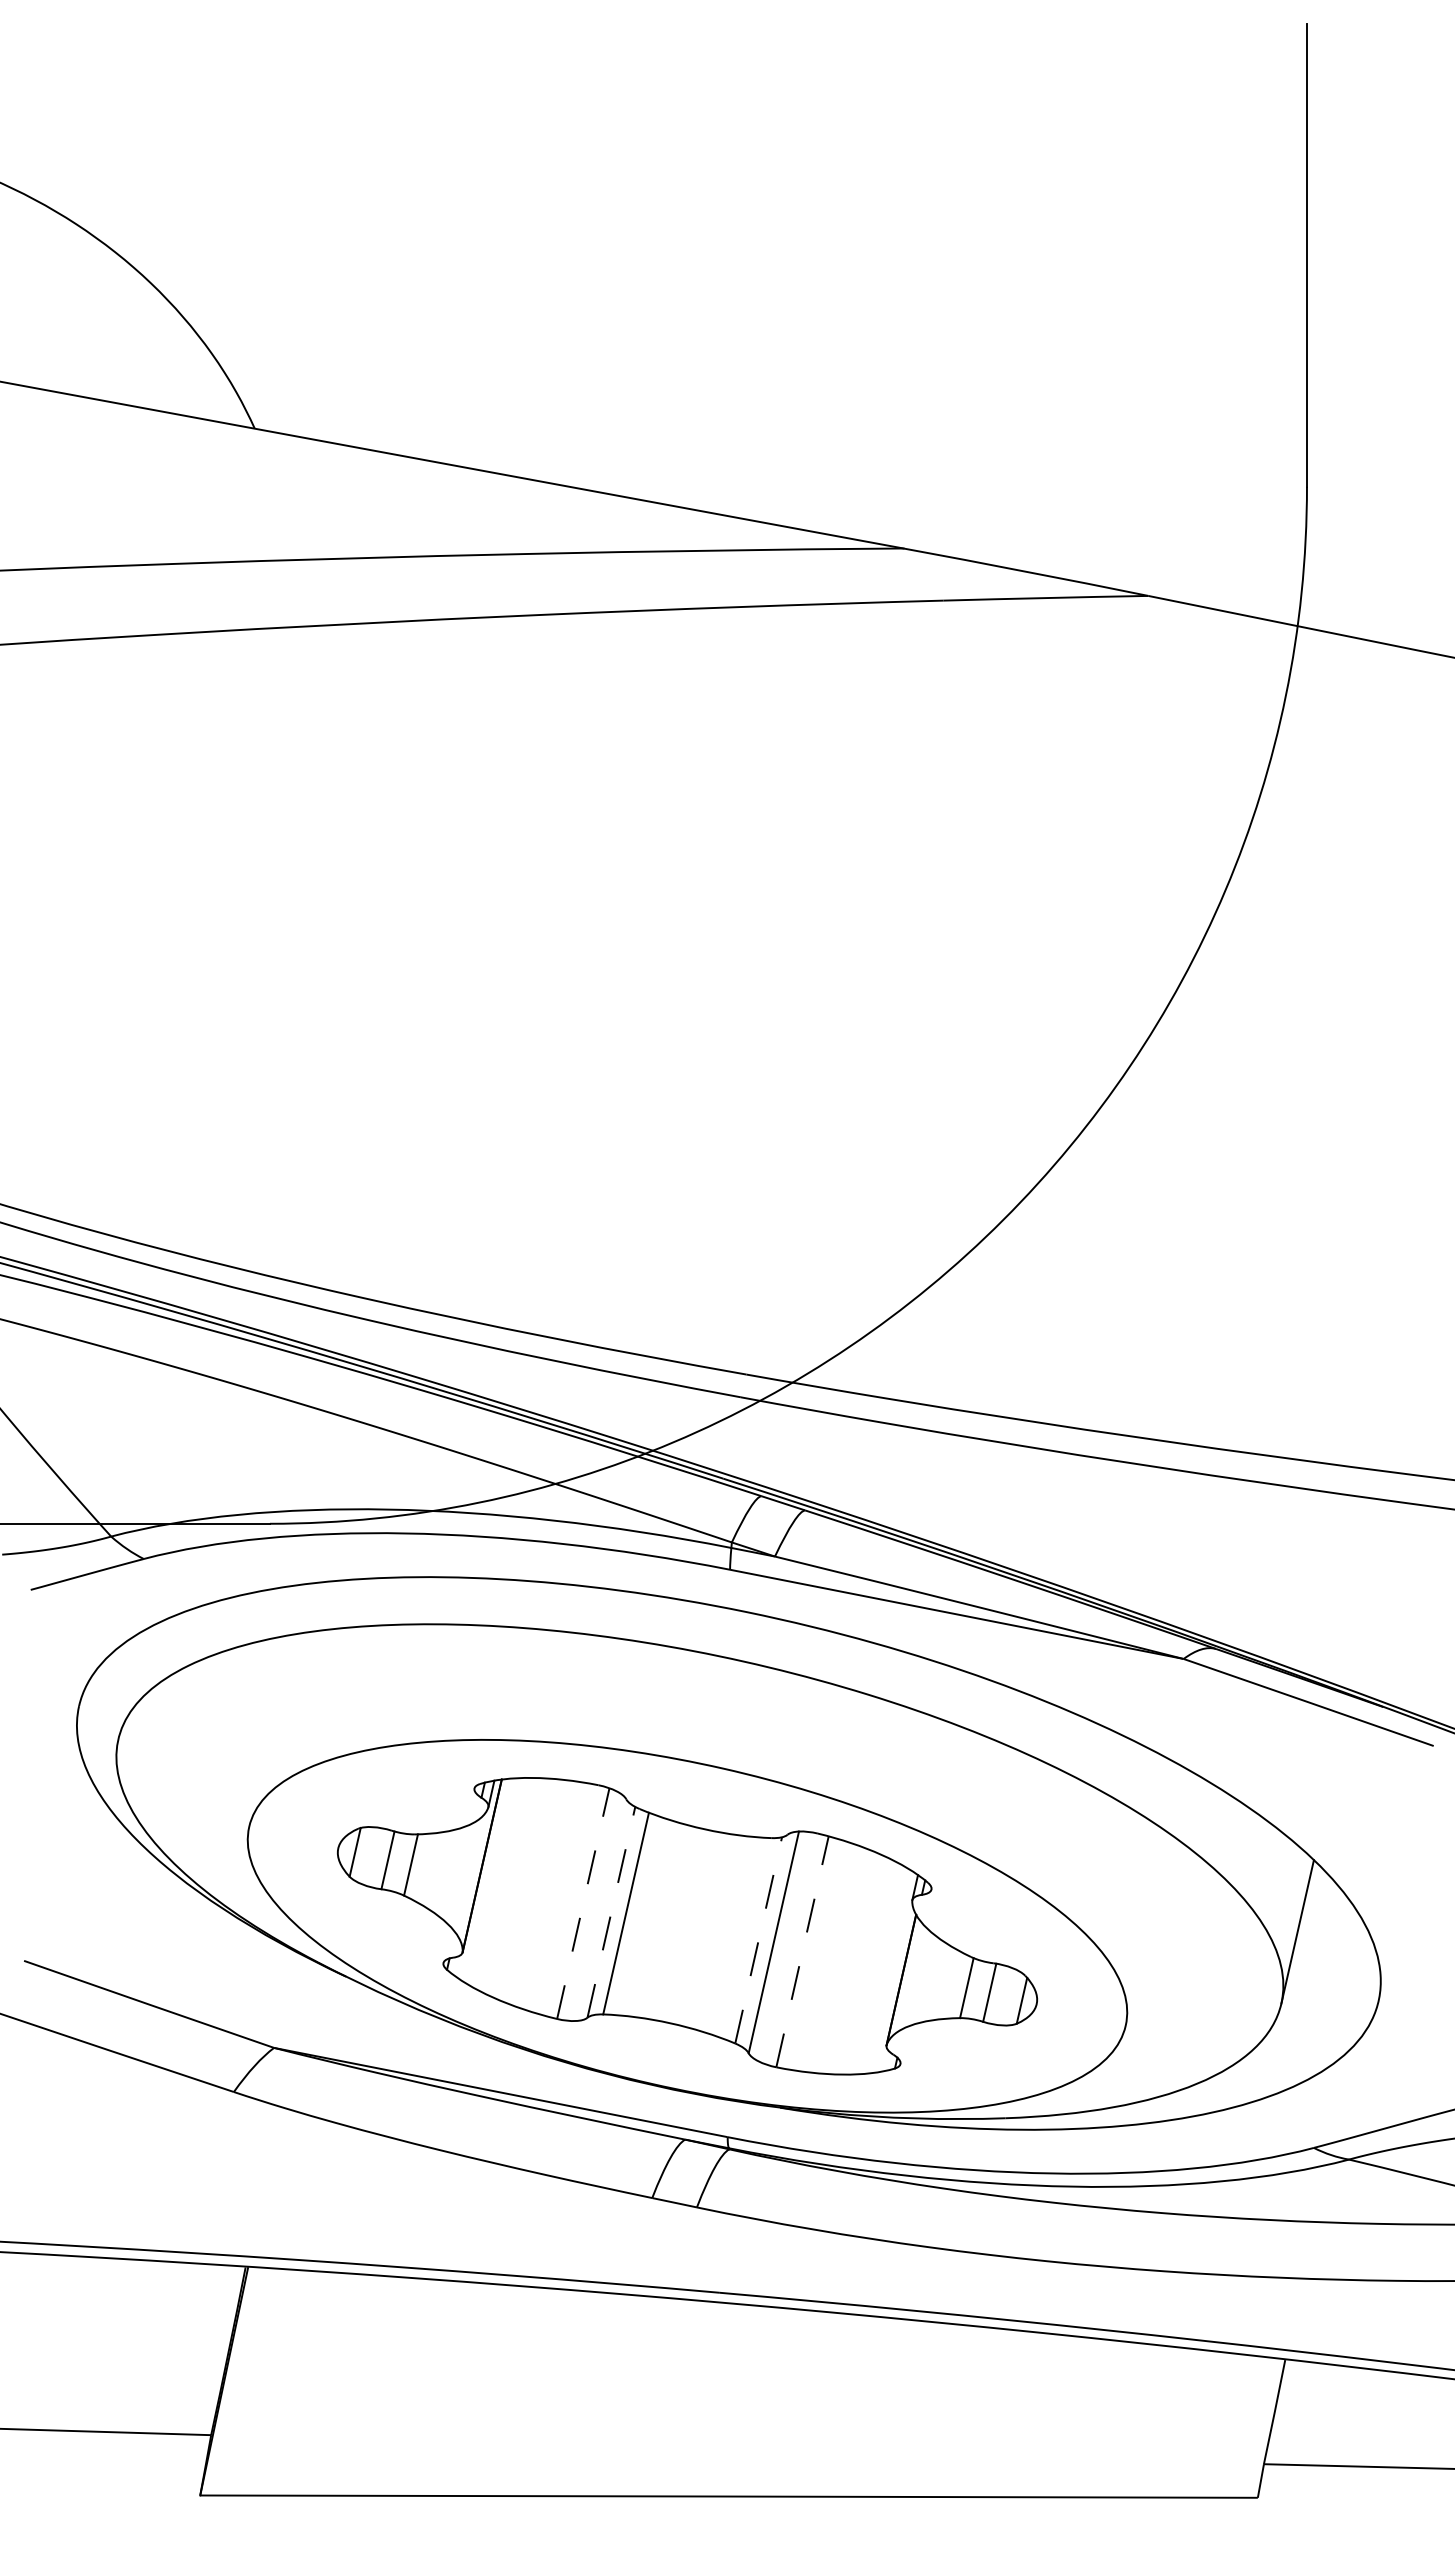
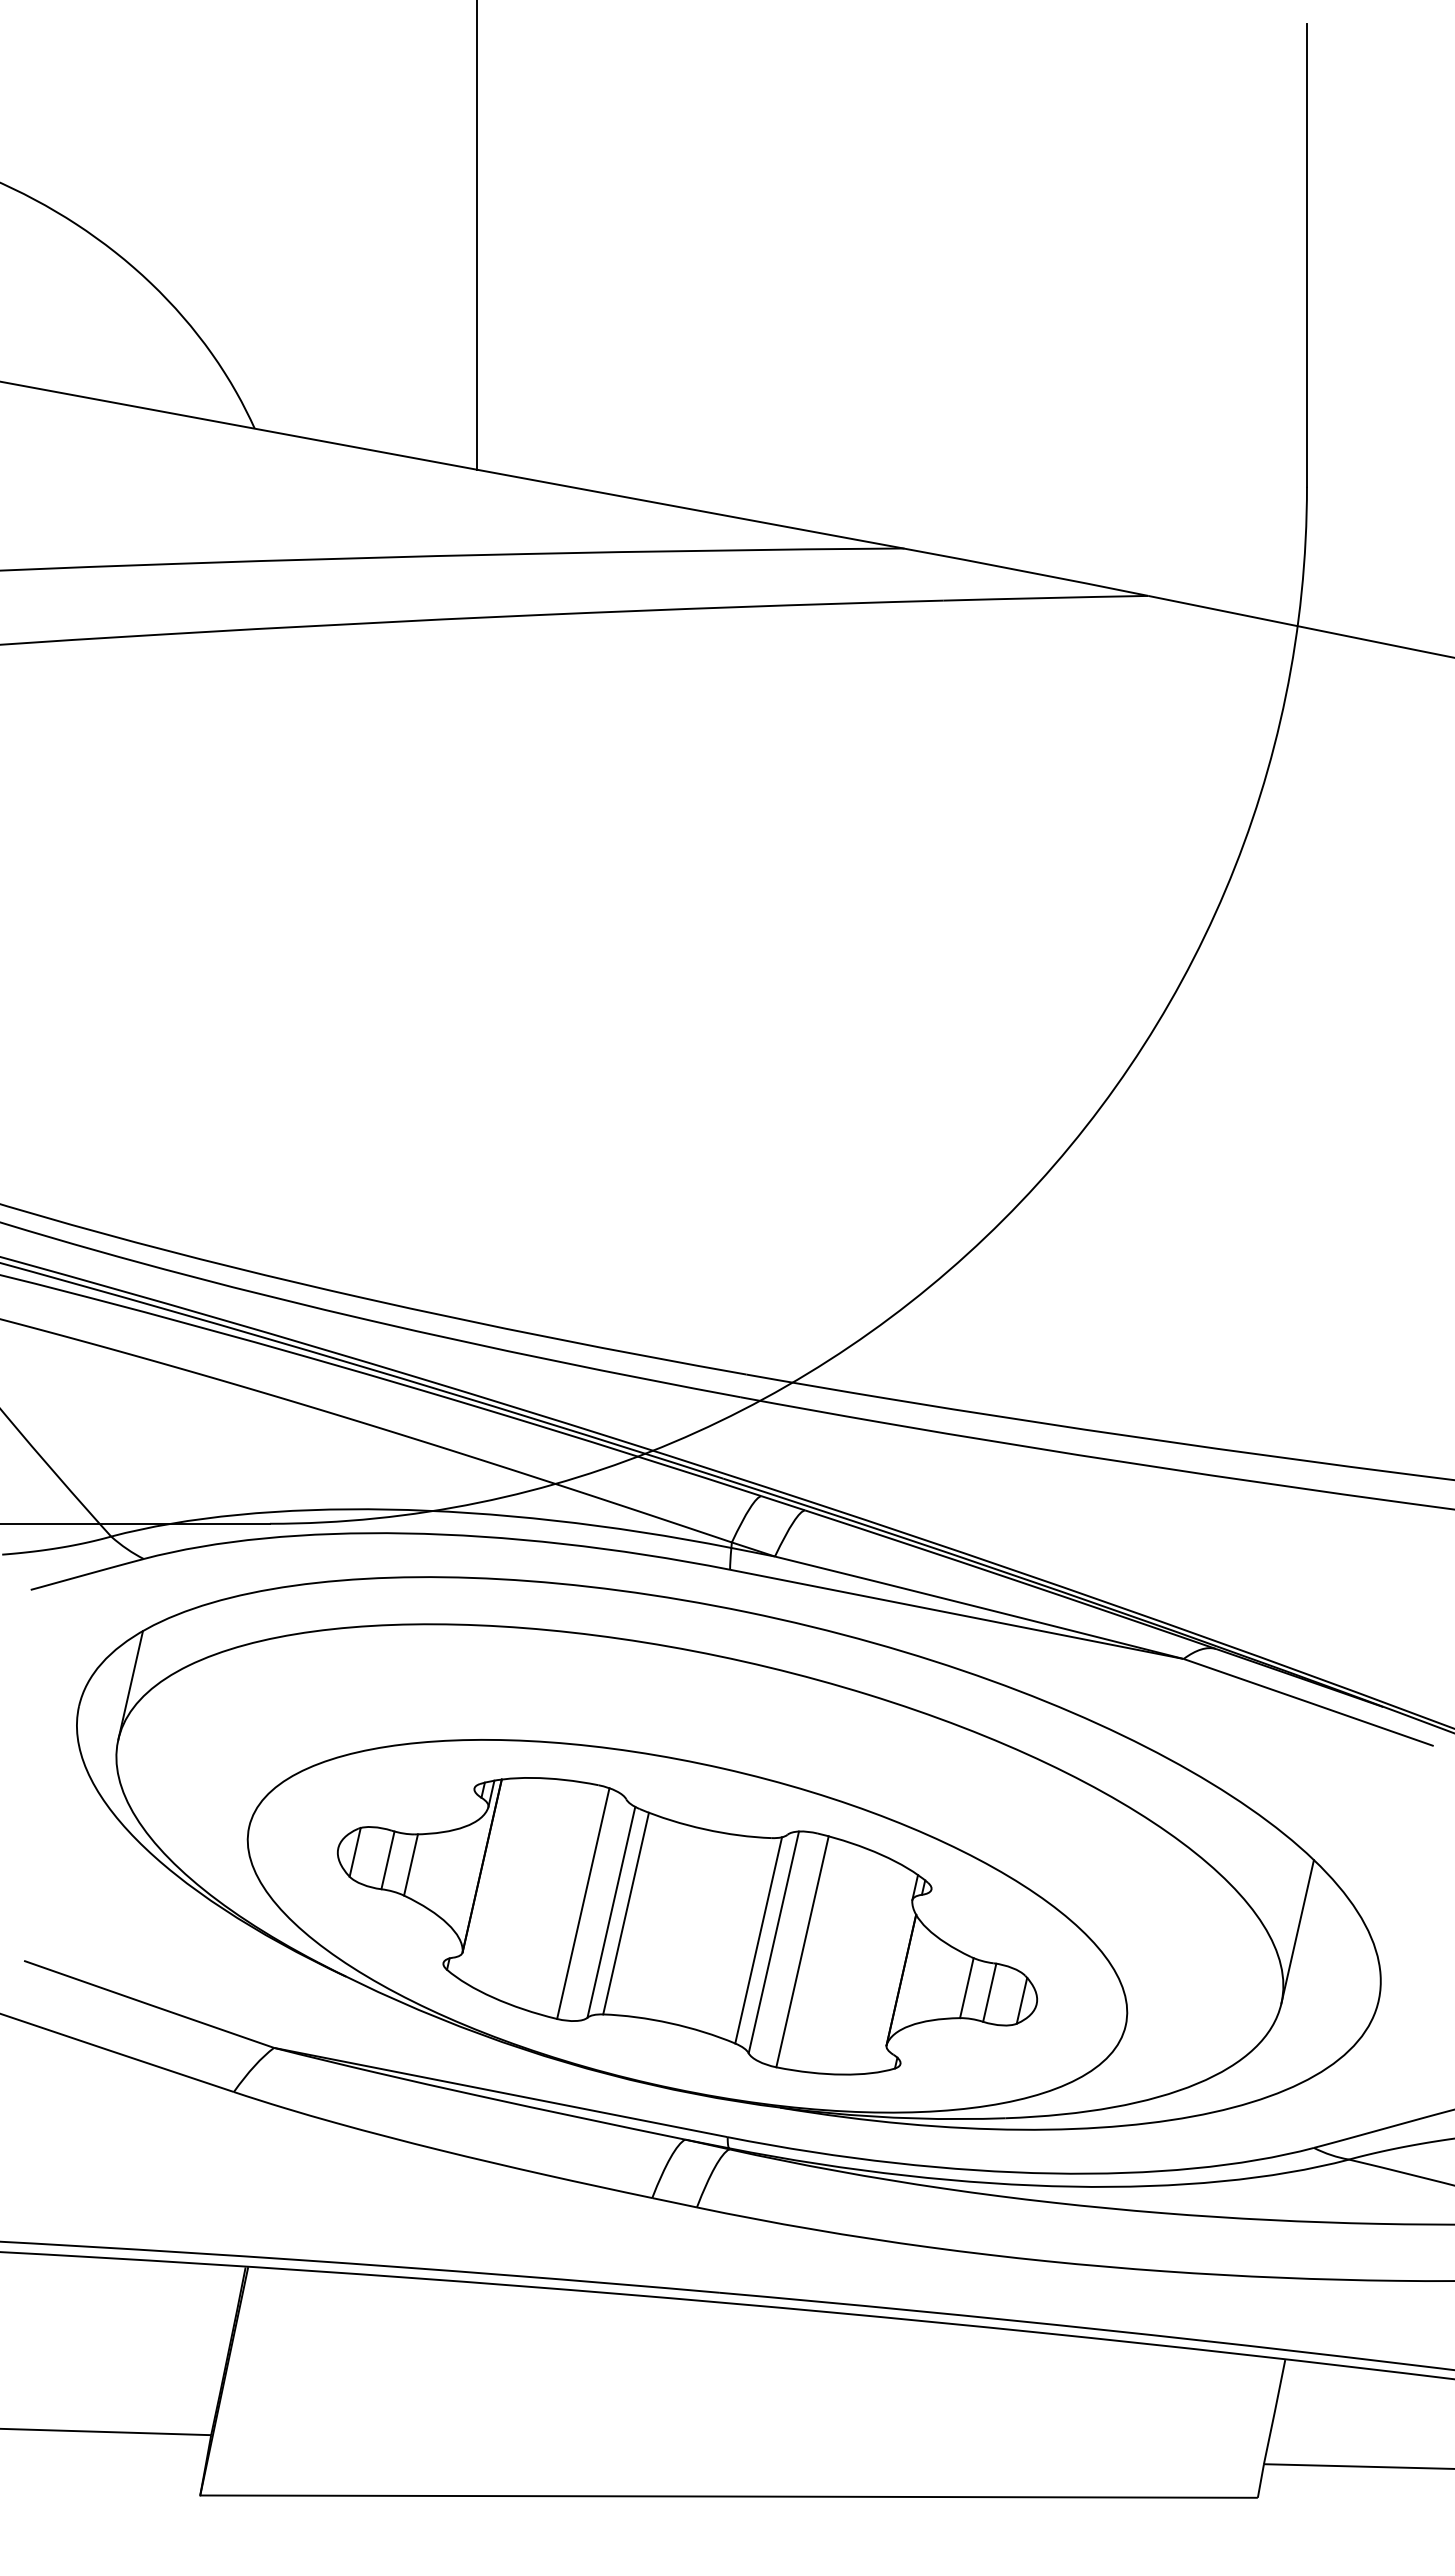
line: none -> present (476, 235)
line: none -> present (130, 1685)
line: dashed -> solid (583, 1903)
line: dashed -> solid (611, 1911)
line: dashed -> solid (758, 1940)
line: dashed -> solid (802, 1951)
